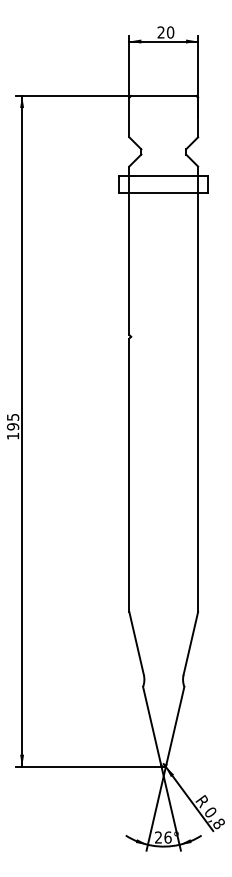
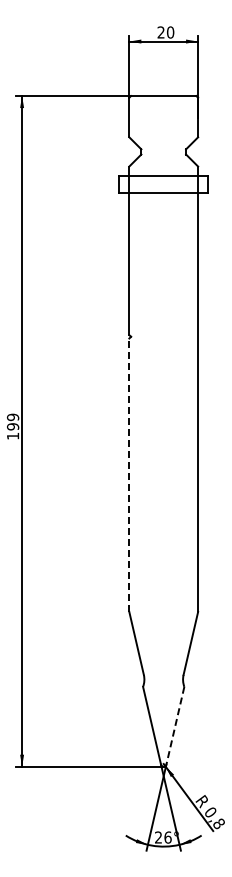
text: 195 -> 199 (12, 417)
line: solid -> dashed (129, 475)
line: solid -> dashed (175, 725)
